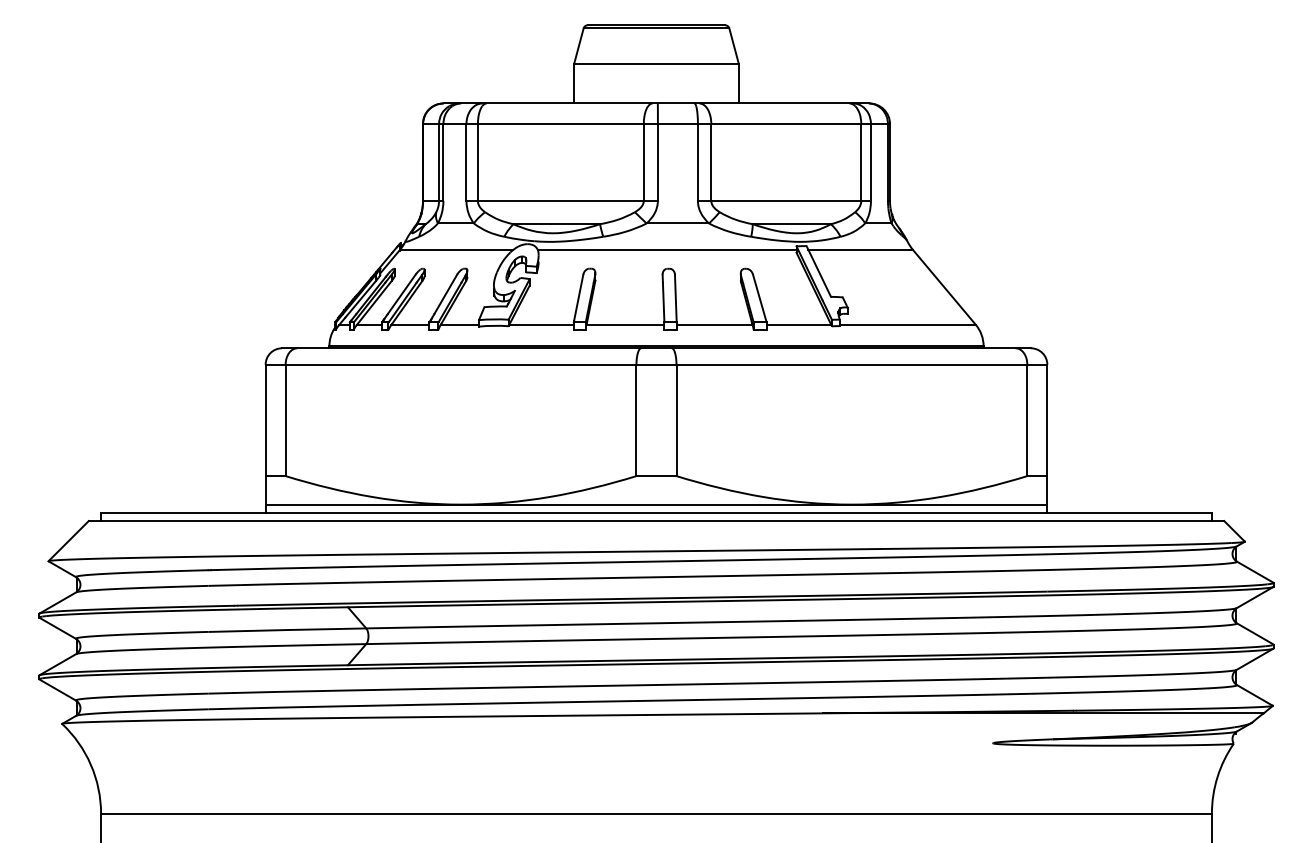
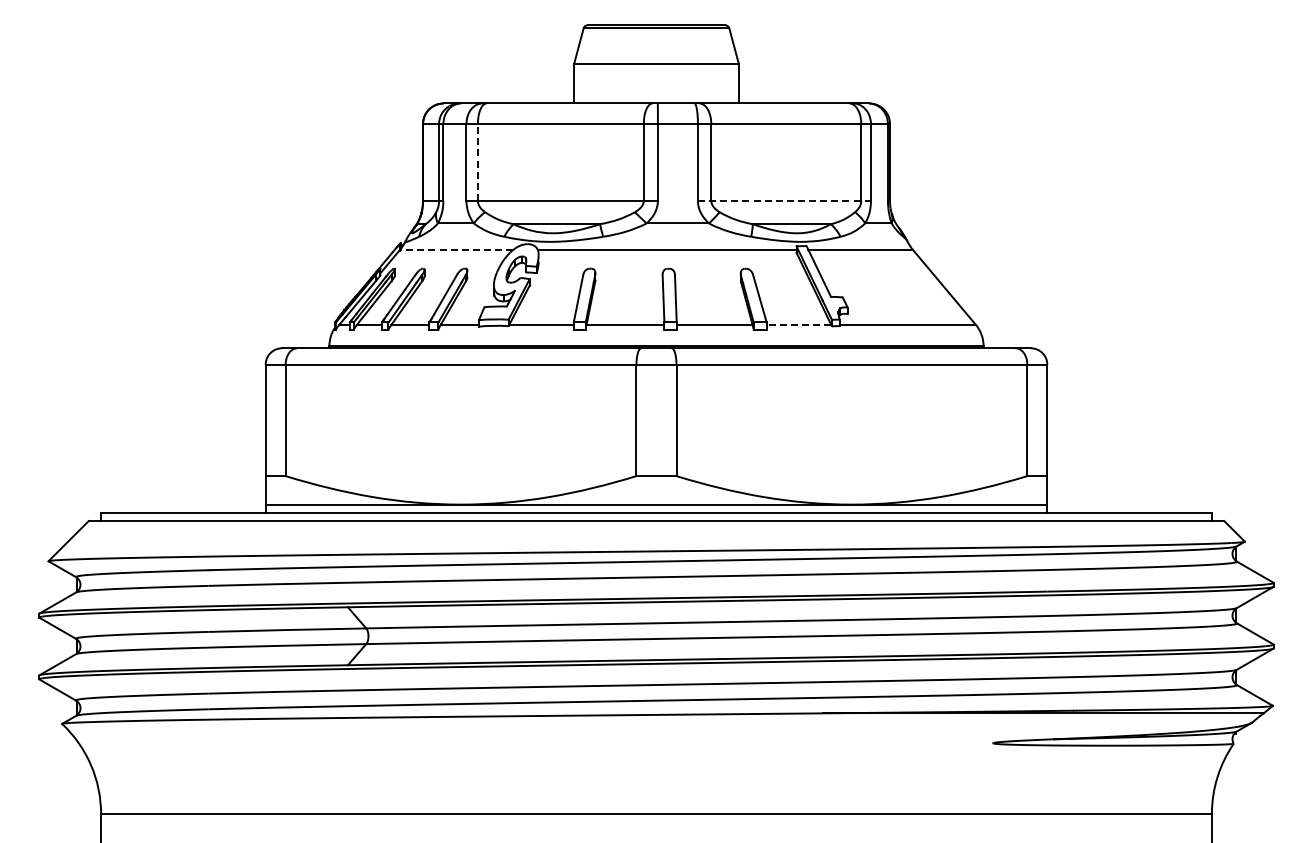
line: solid -> dashed (477, 162)
line: solid -> dashed (784, 200)
line: solid -> dashed (456, 249)
line: solid -> dashed (798, 324)
